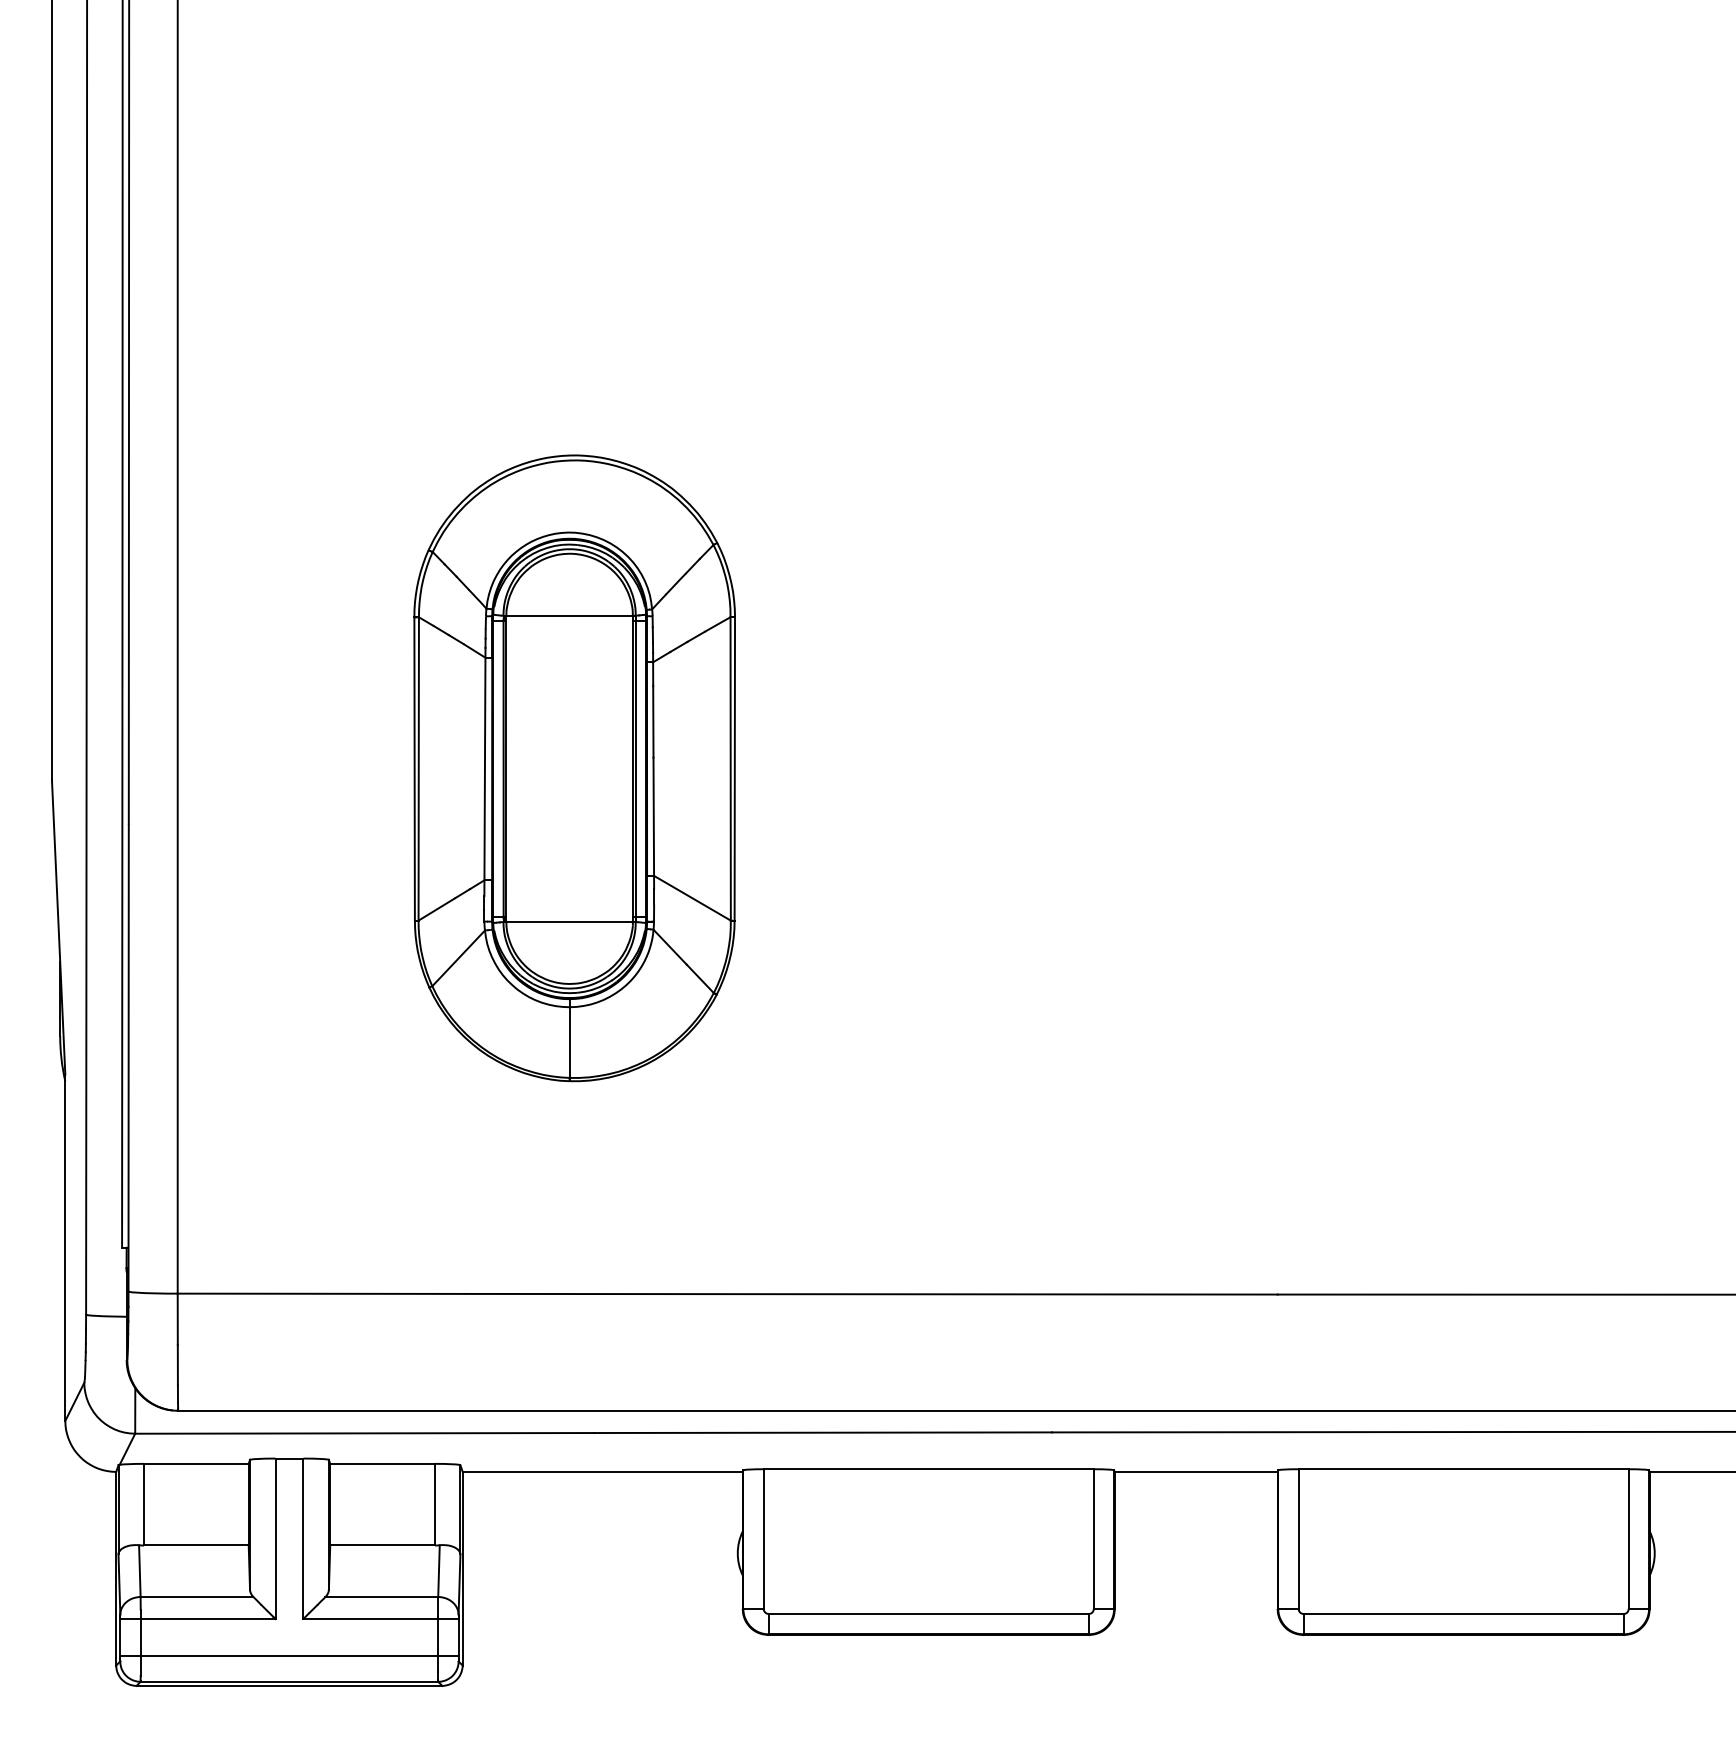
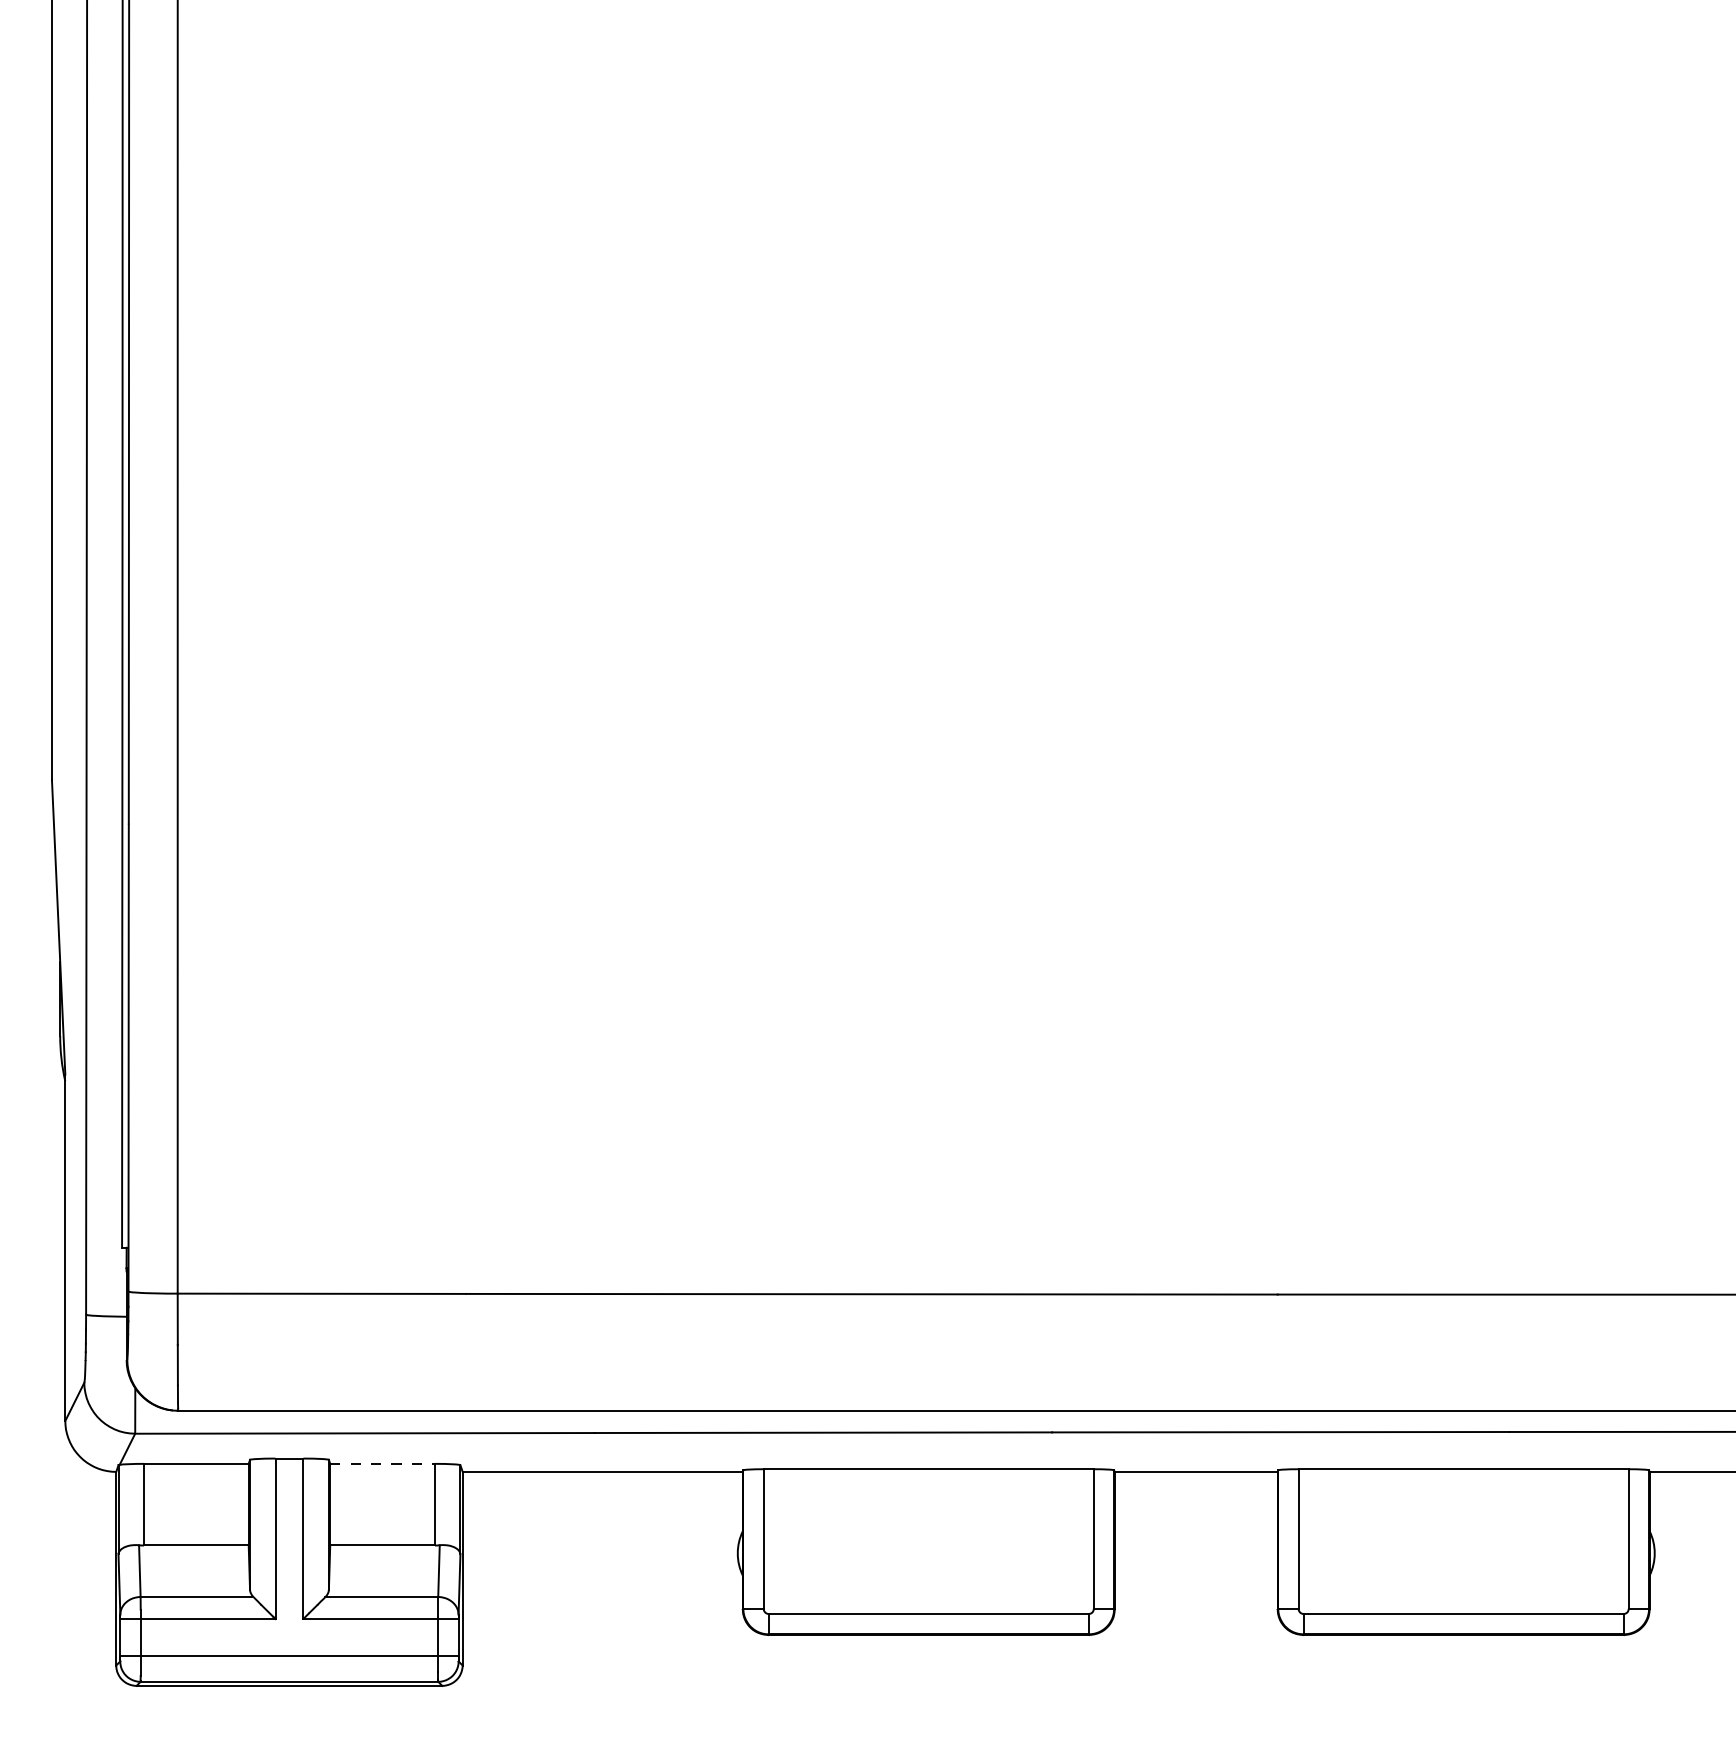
part: present -> none (574, 768)
line: solid -> dashed (383, 1463)
